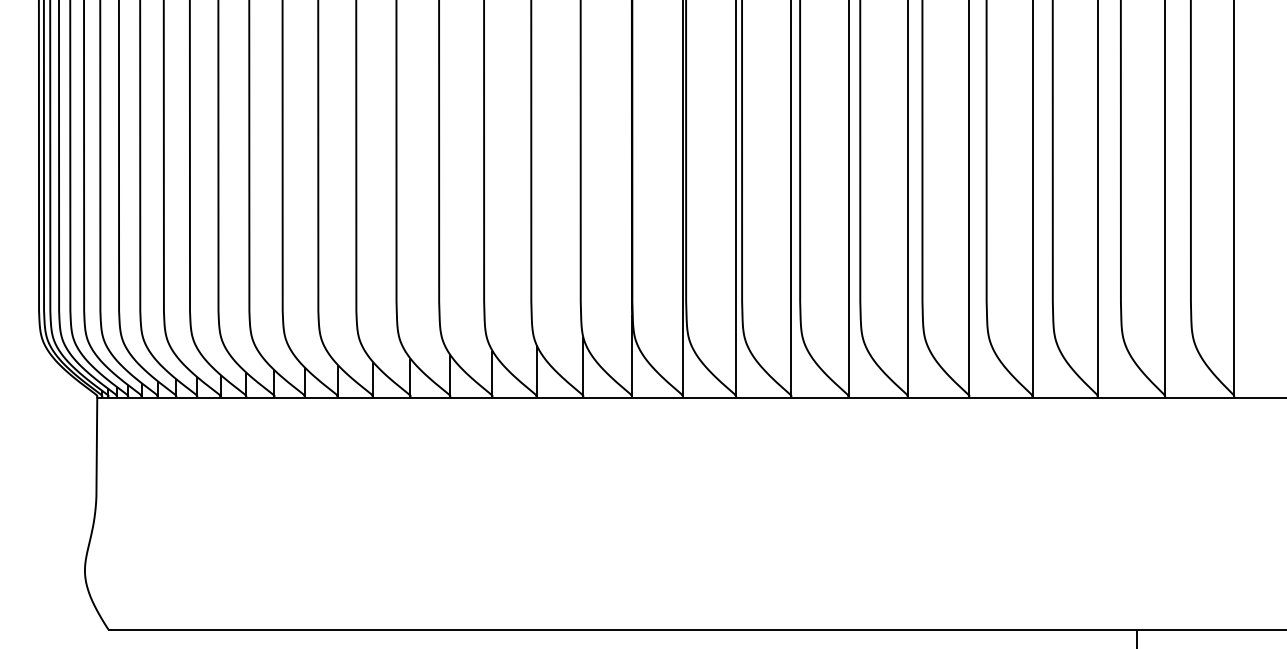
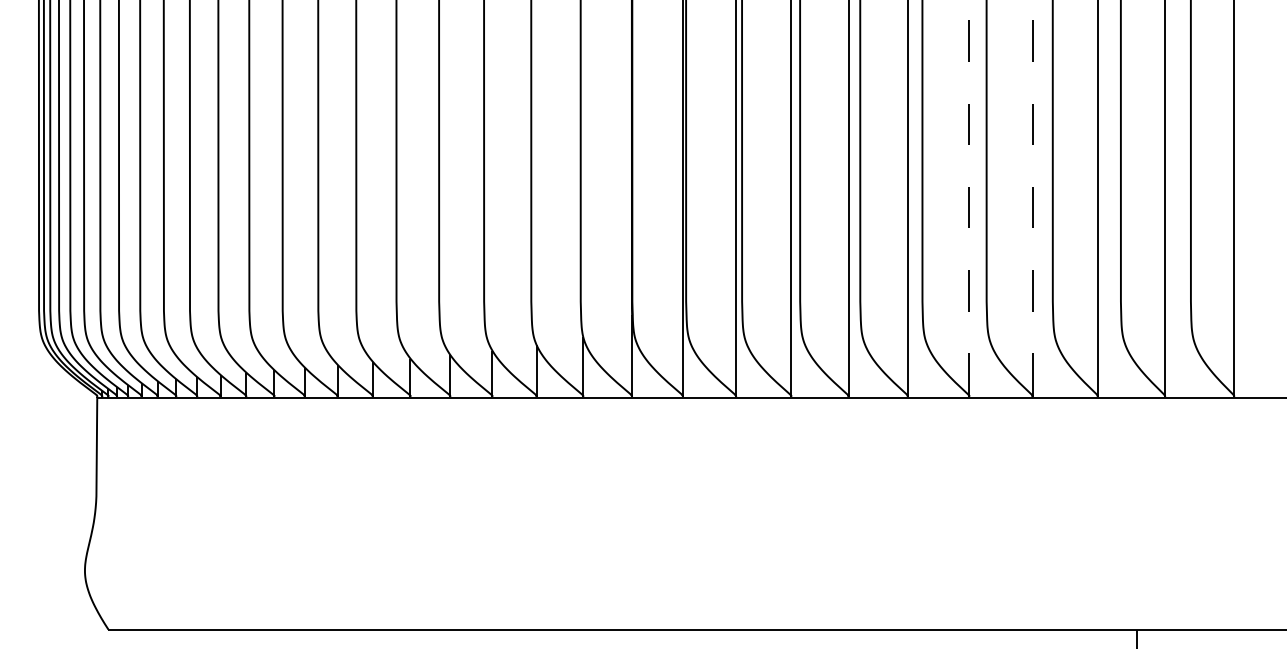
line: solid -> dashed (969, 197)
line: solid -> dashed (1032, 197)
